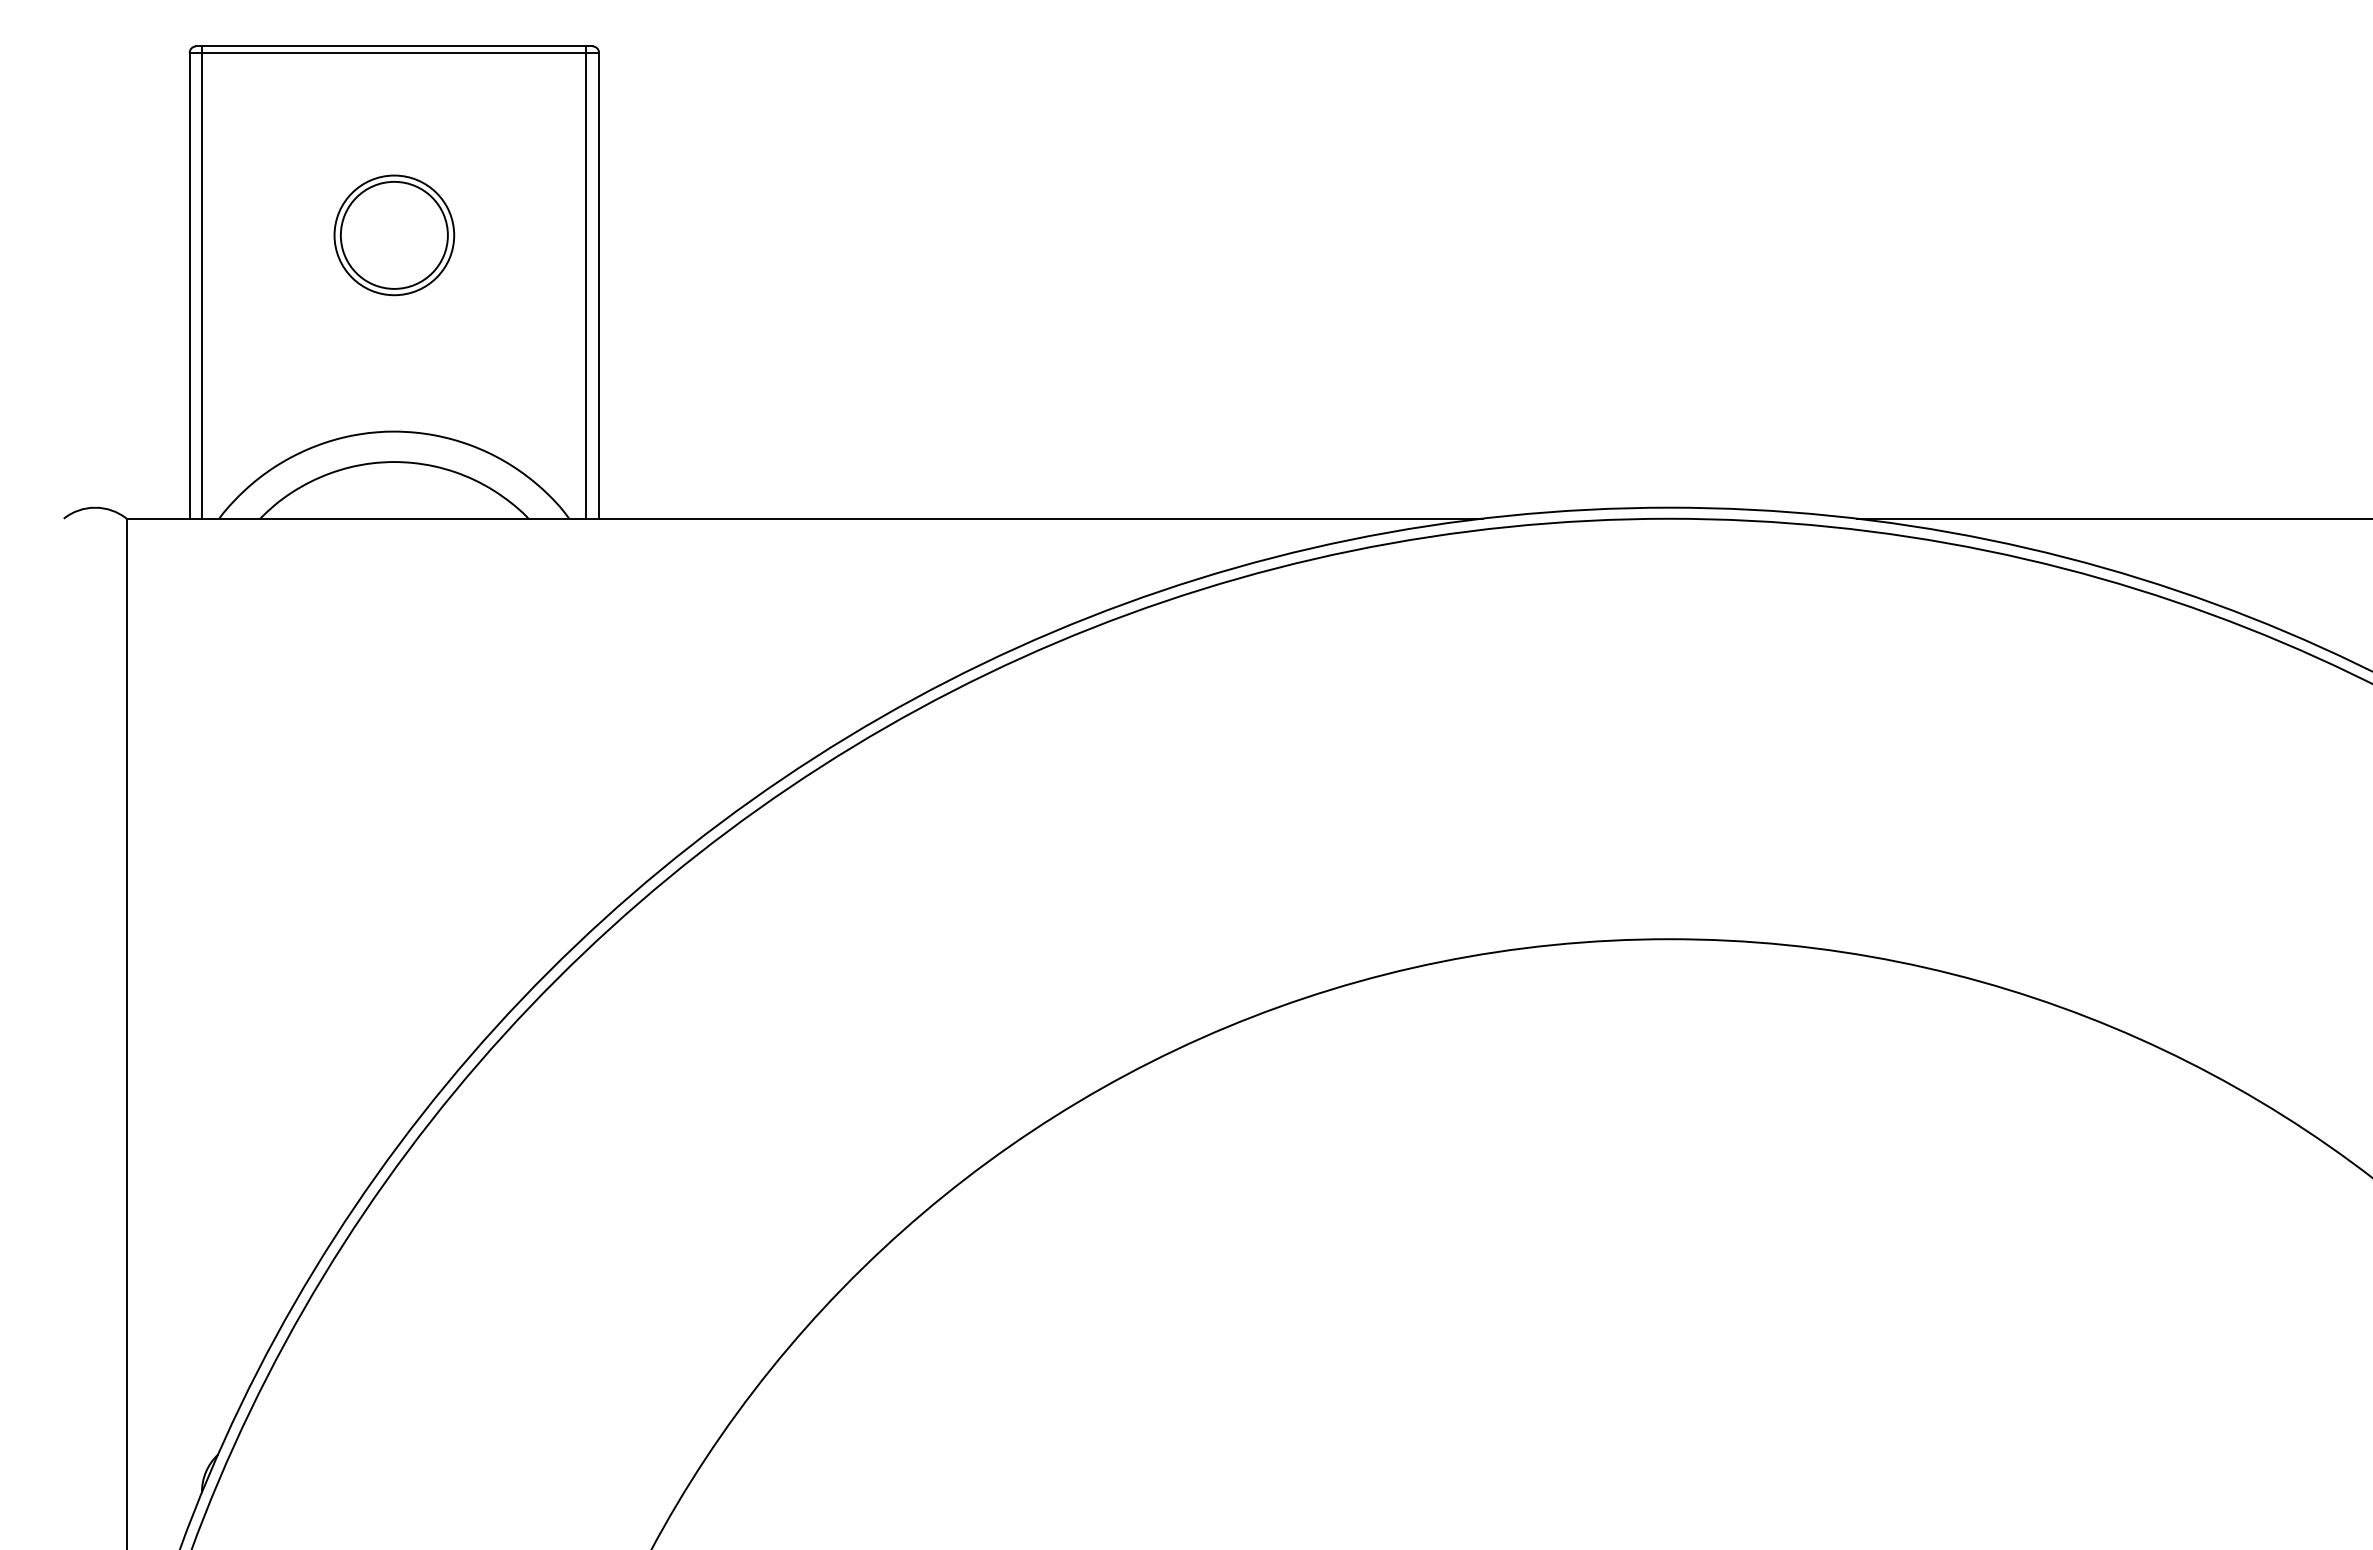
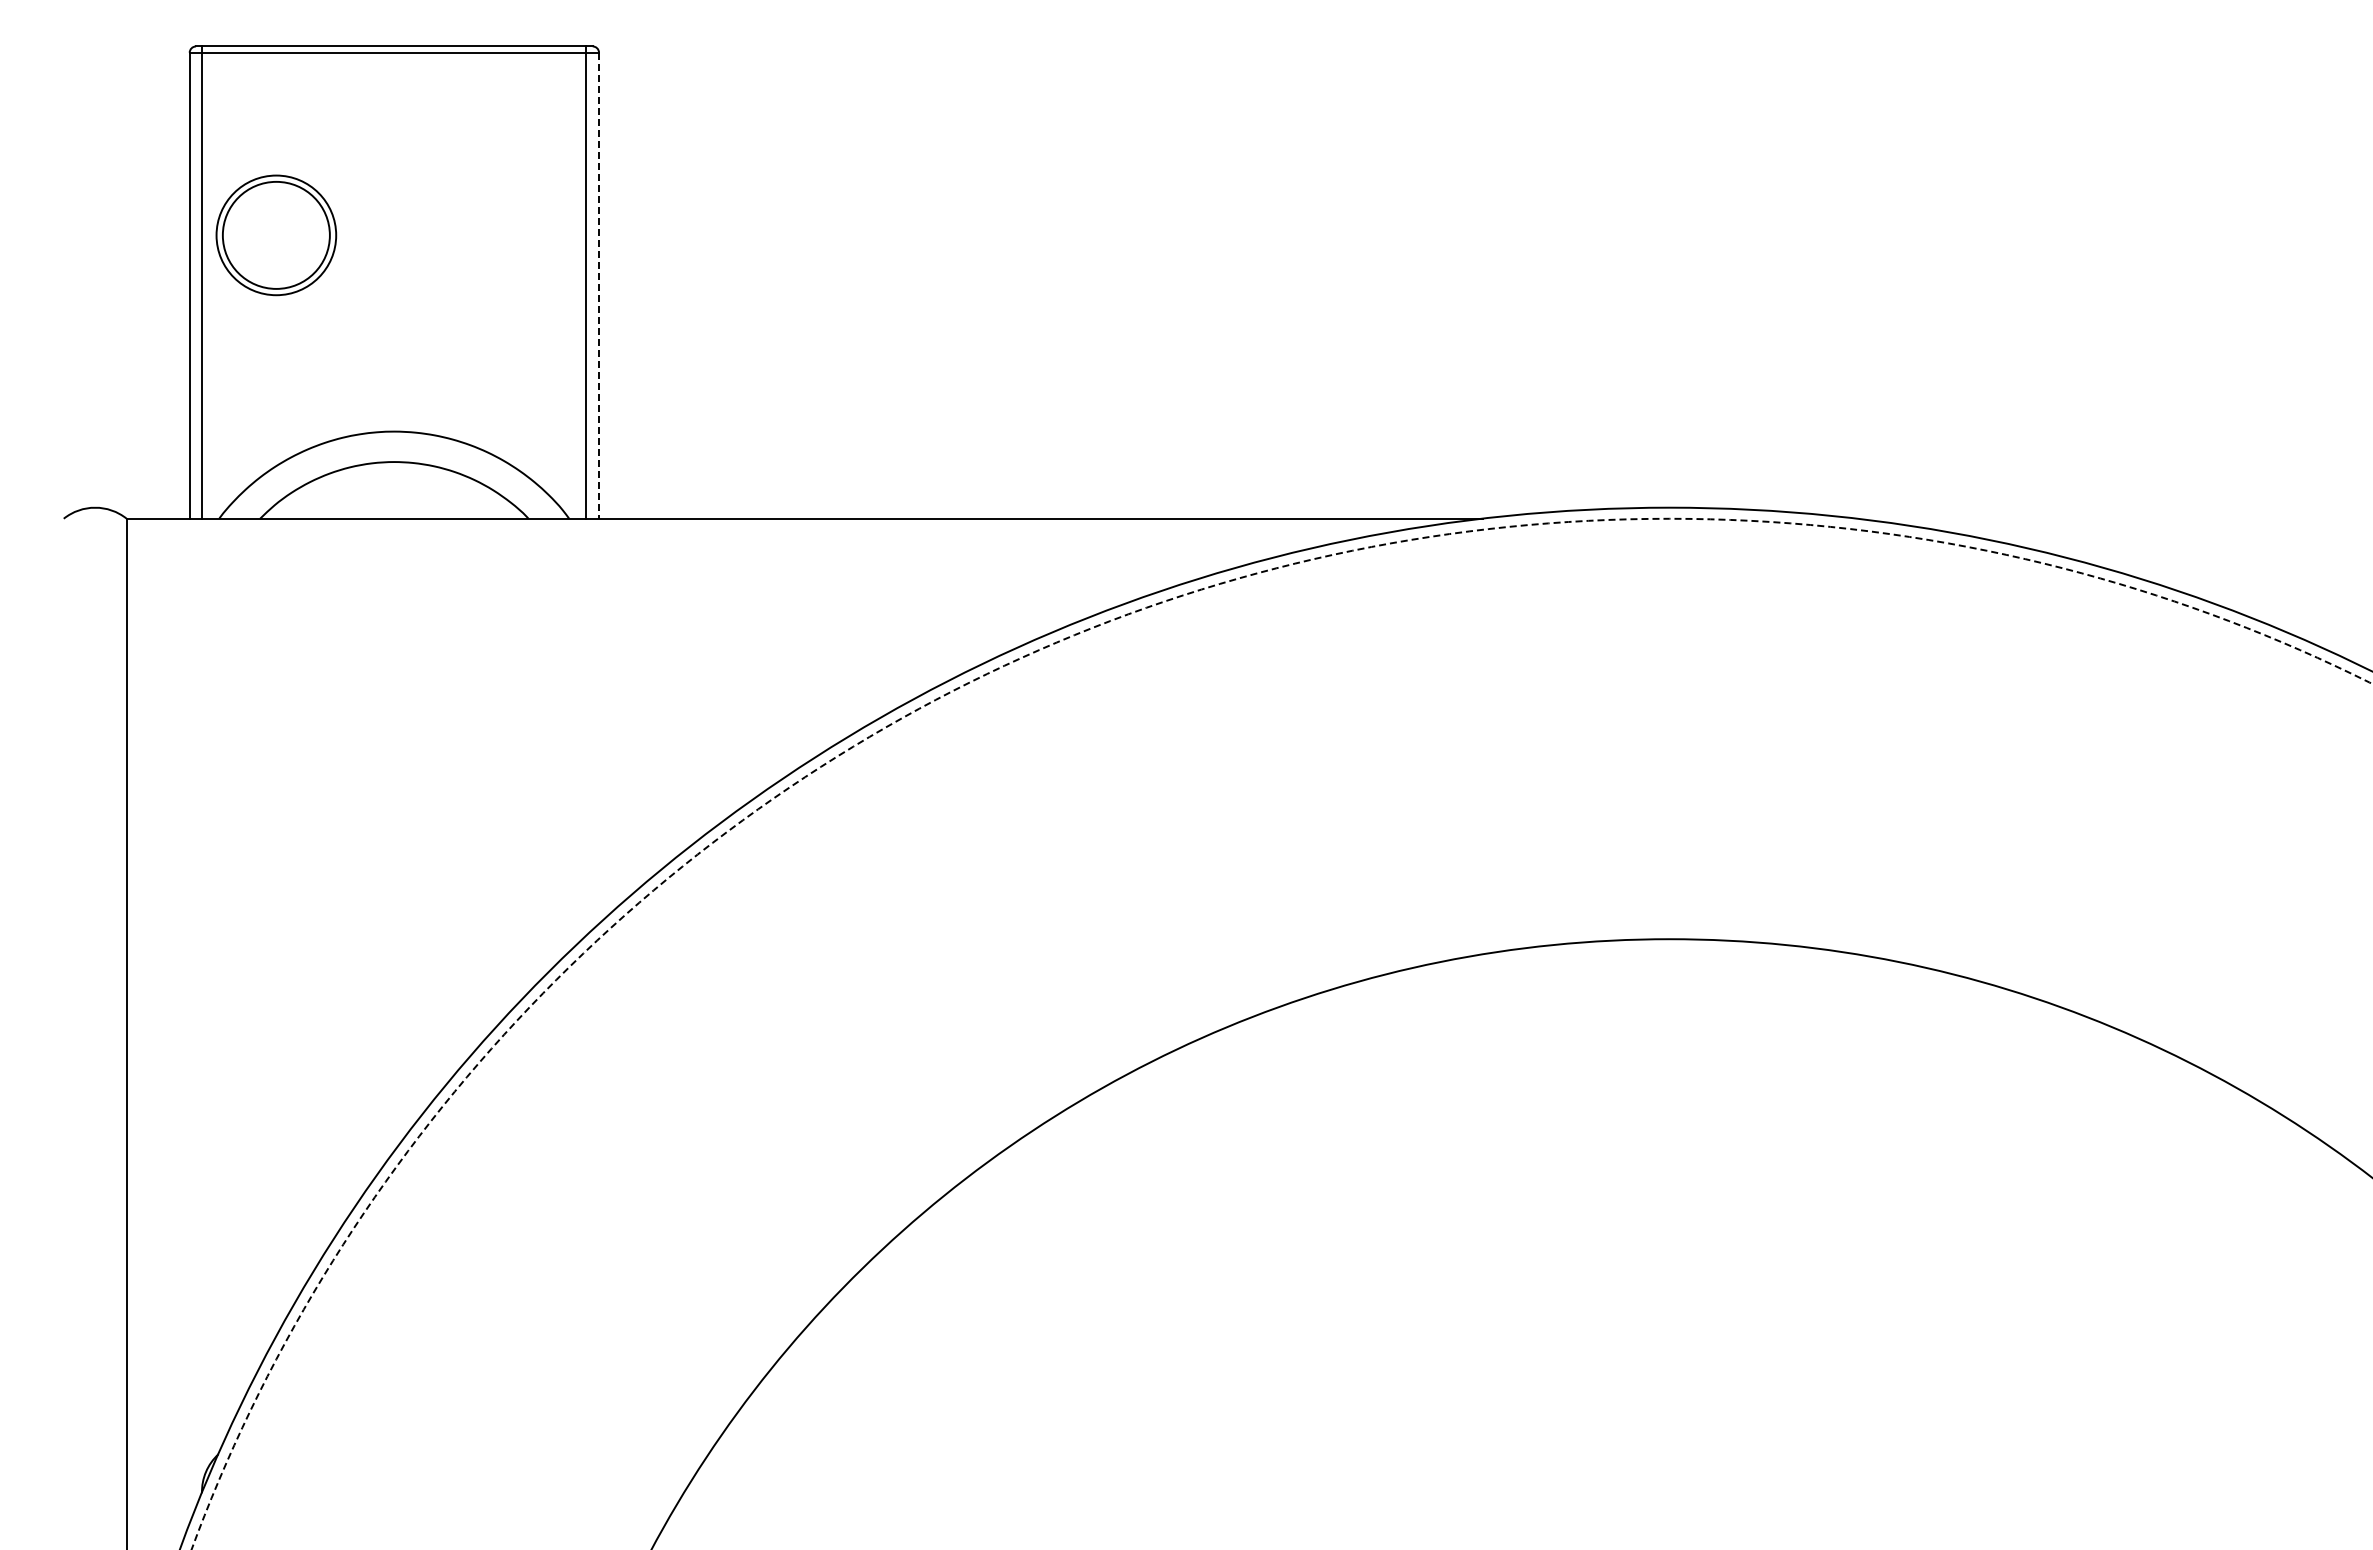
part position: (394, 235) -> (276, 235) (276, 235)
line: solid -> dashed (599, 286)
line: present -> none (2112, 518)
circle: solid -> dashed (1281, 1033)
